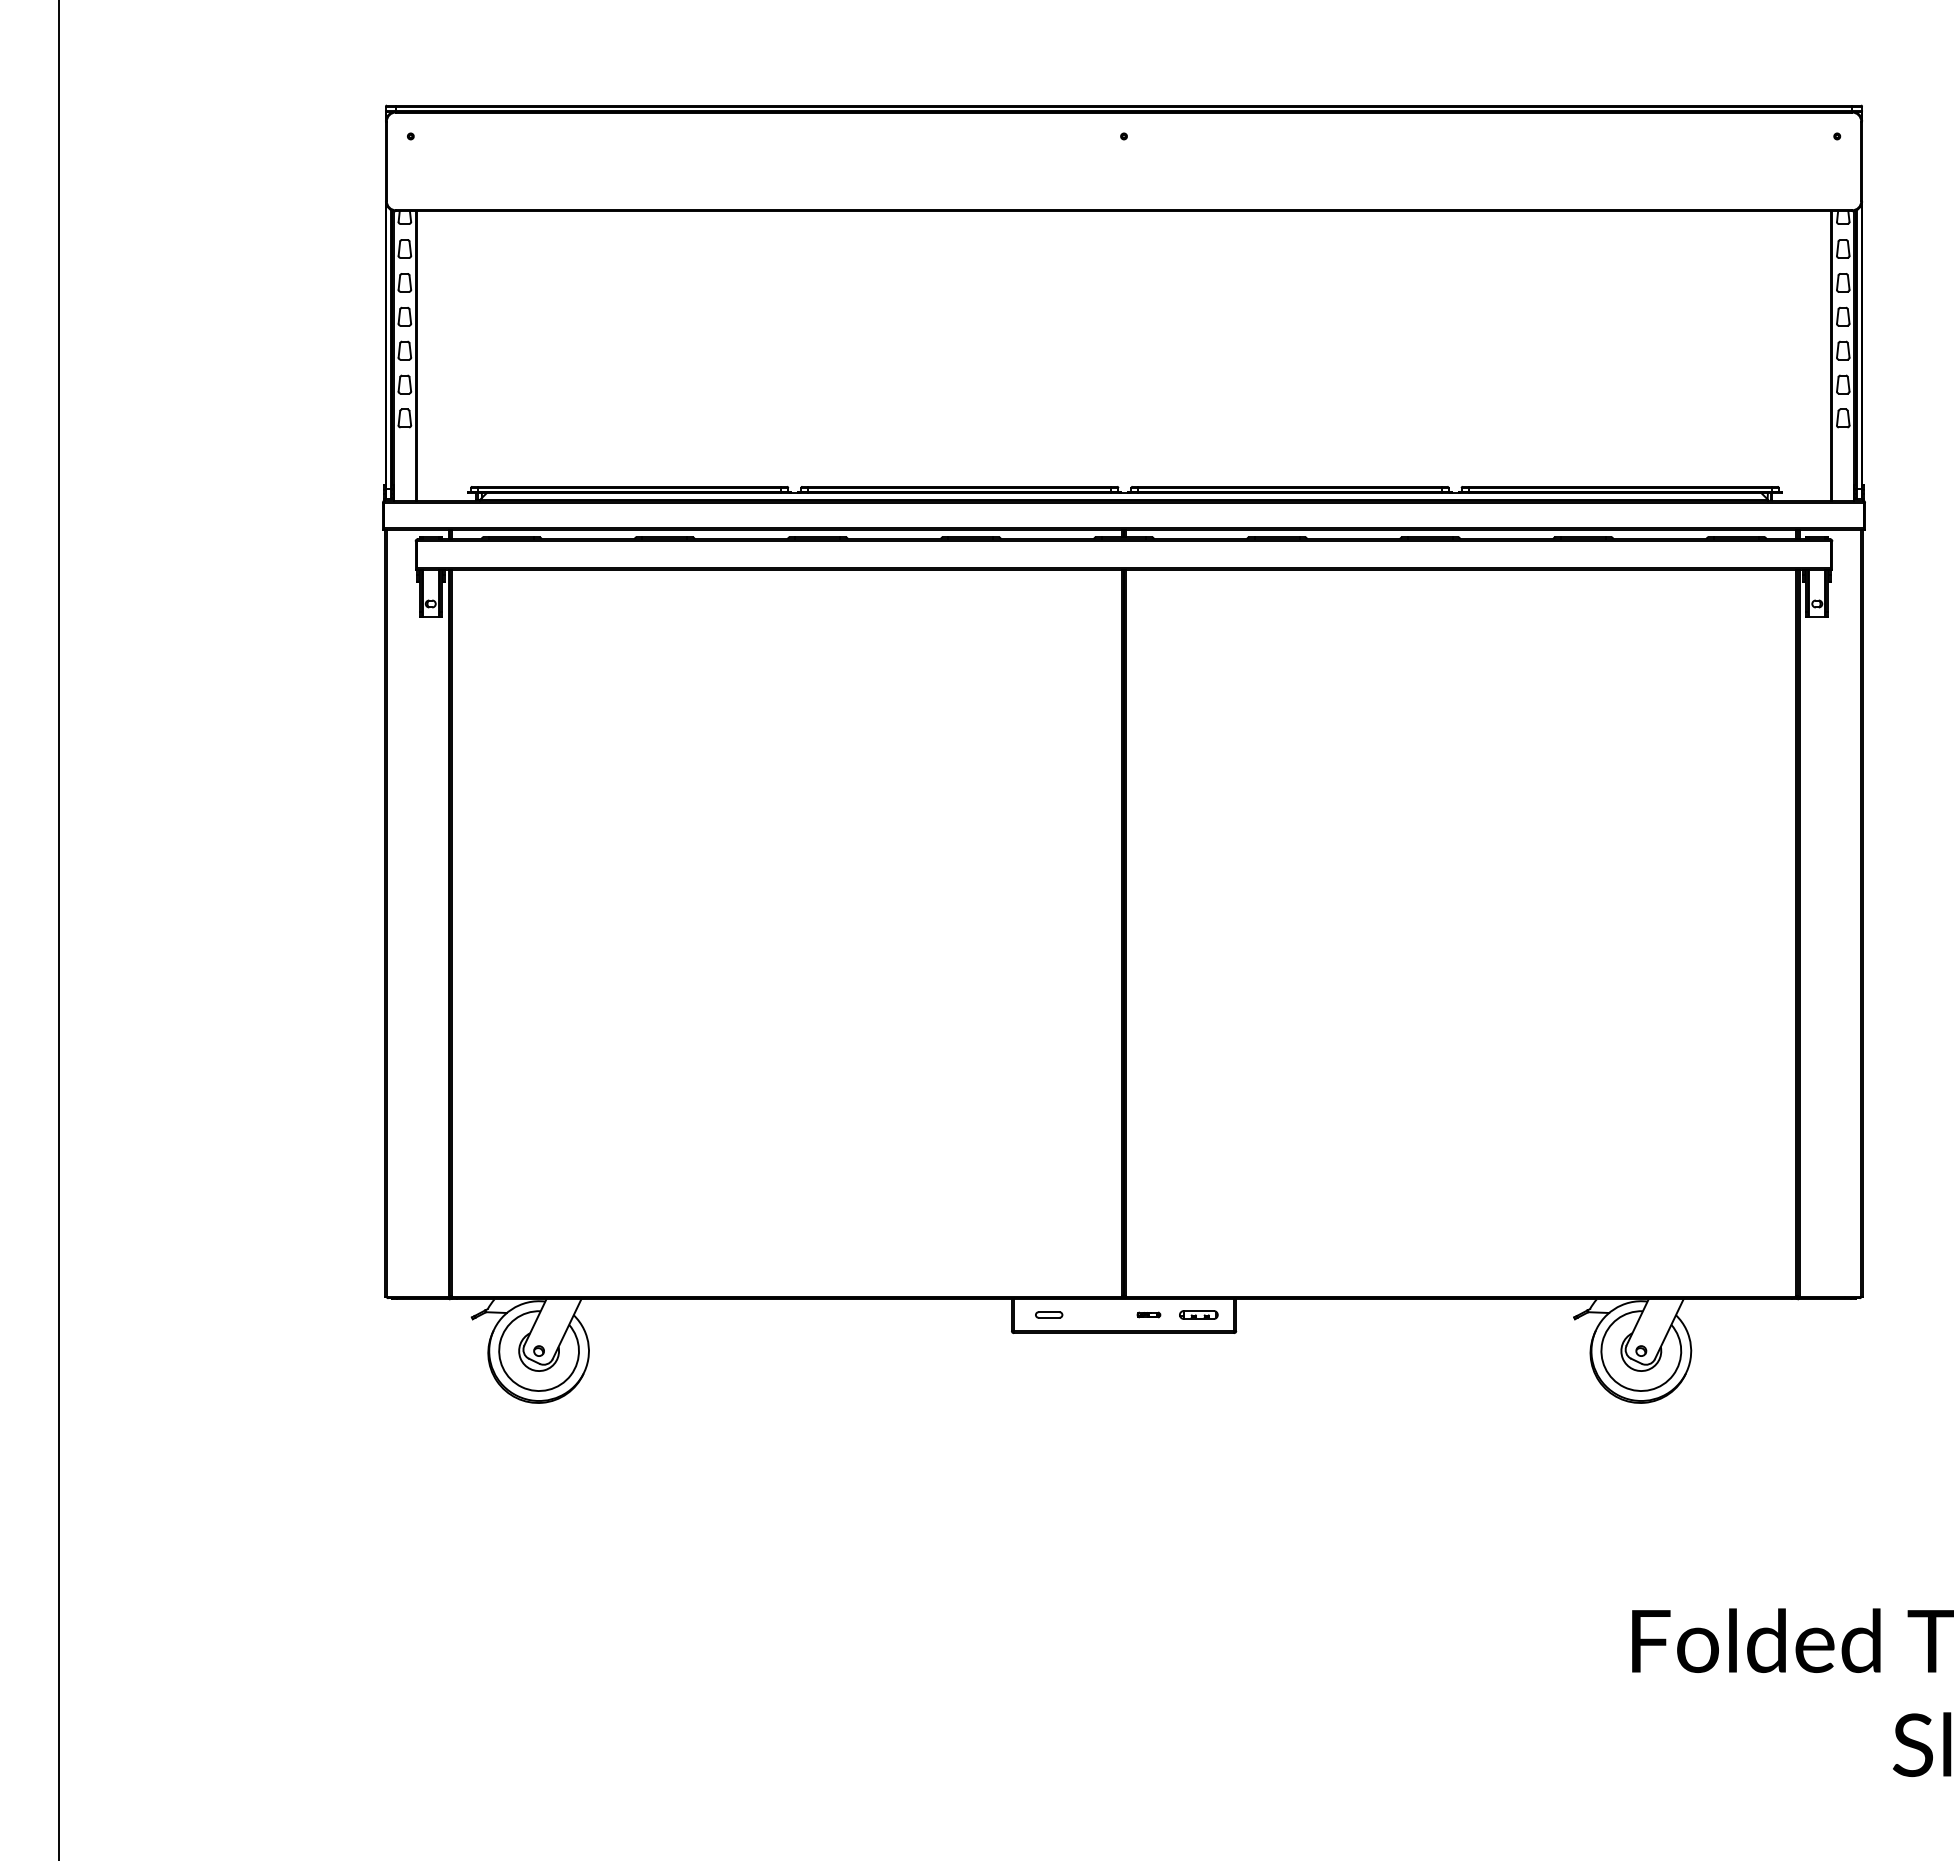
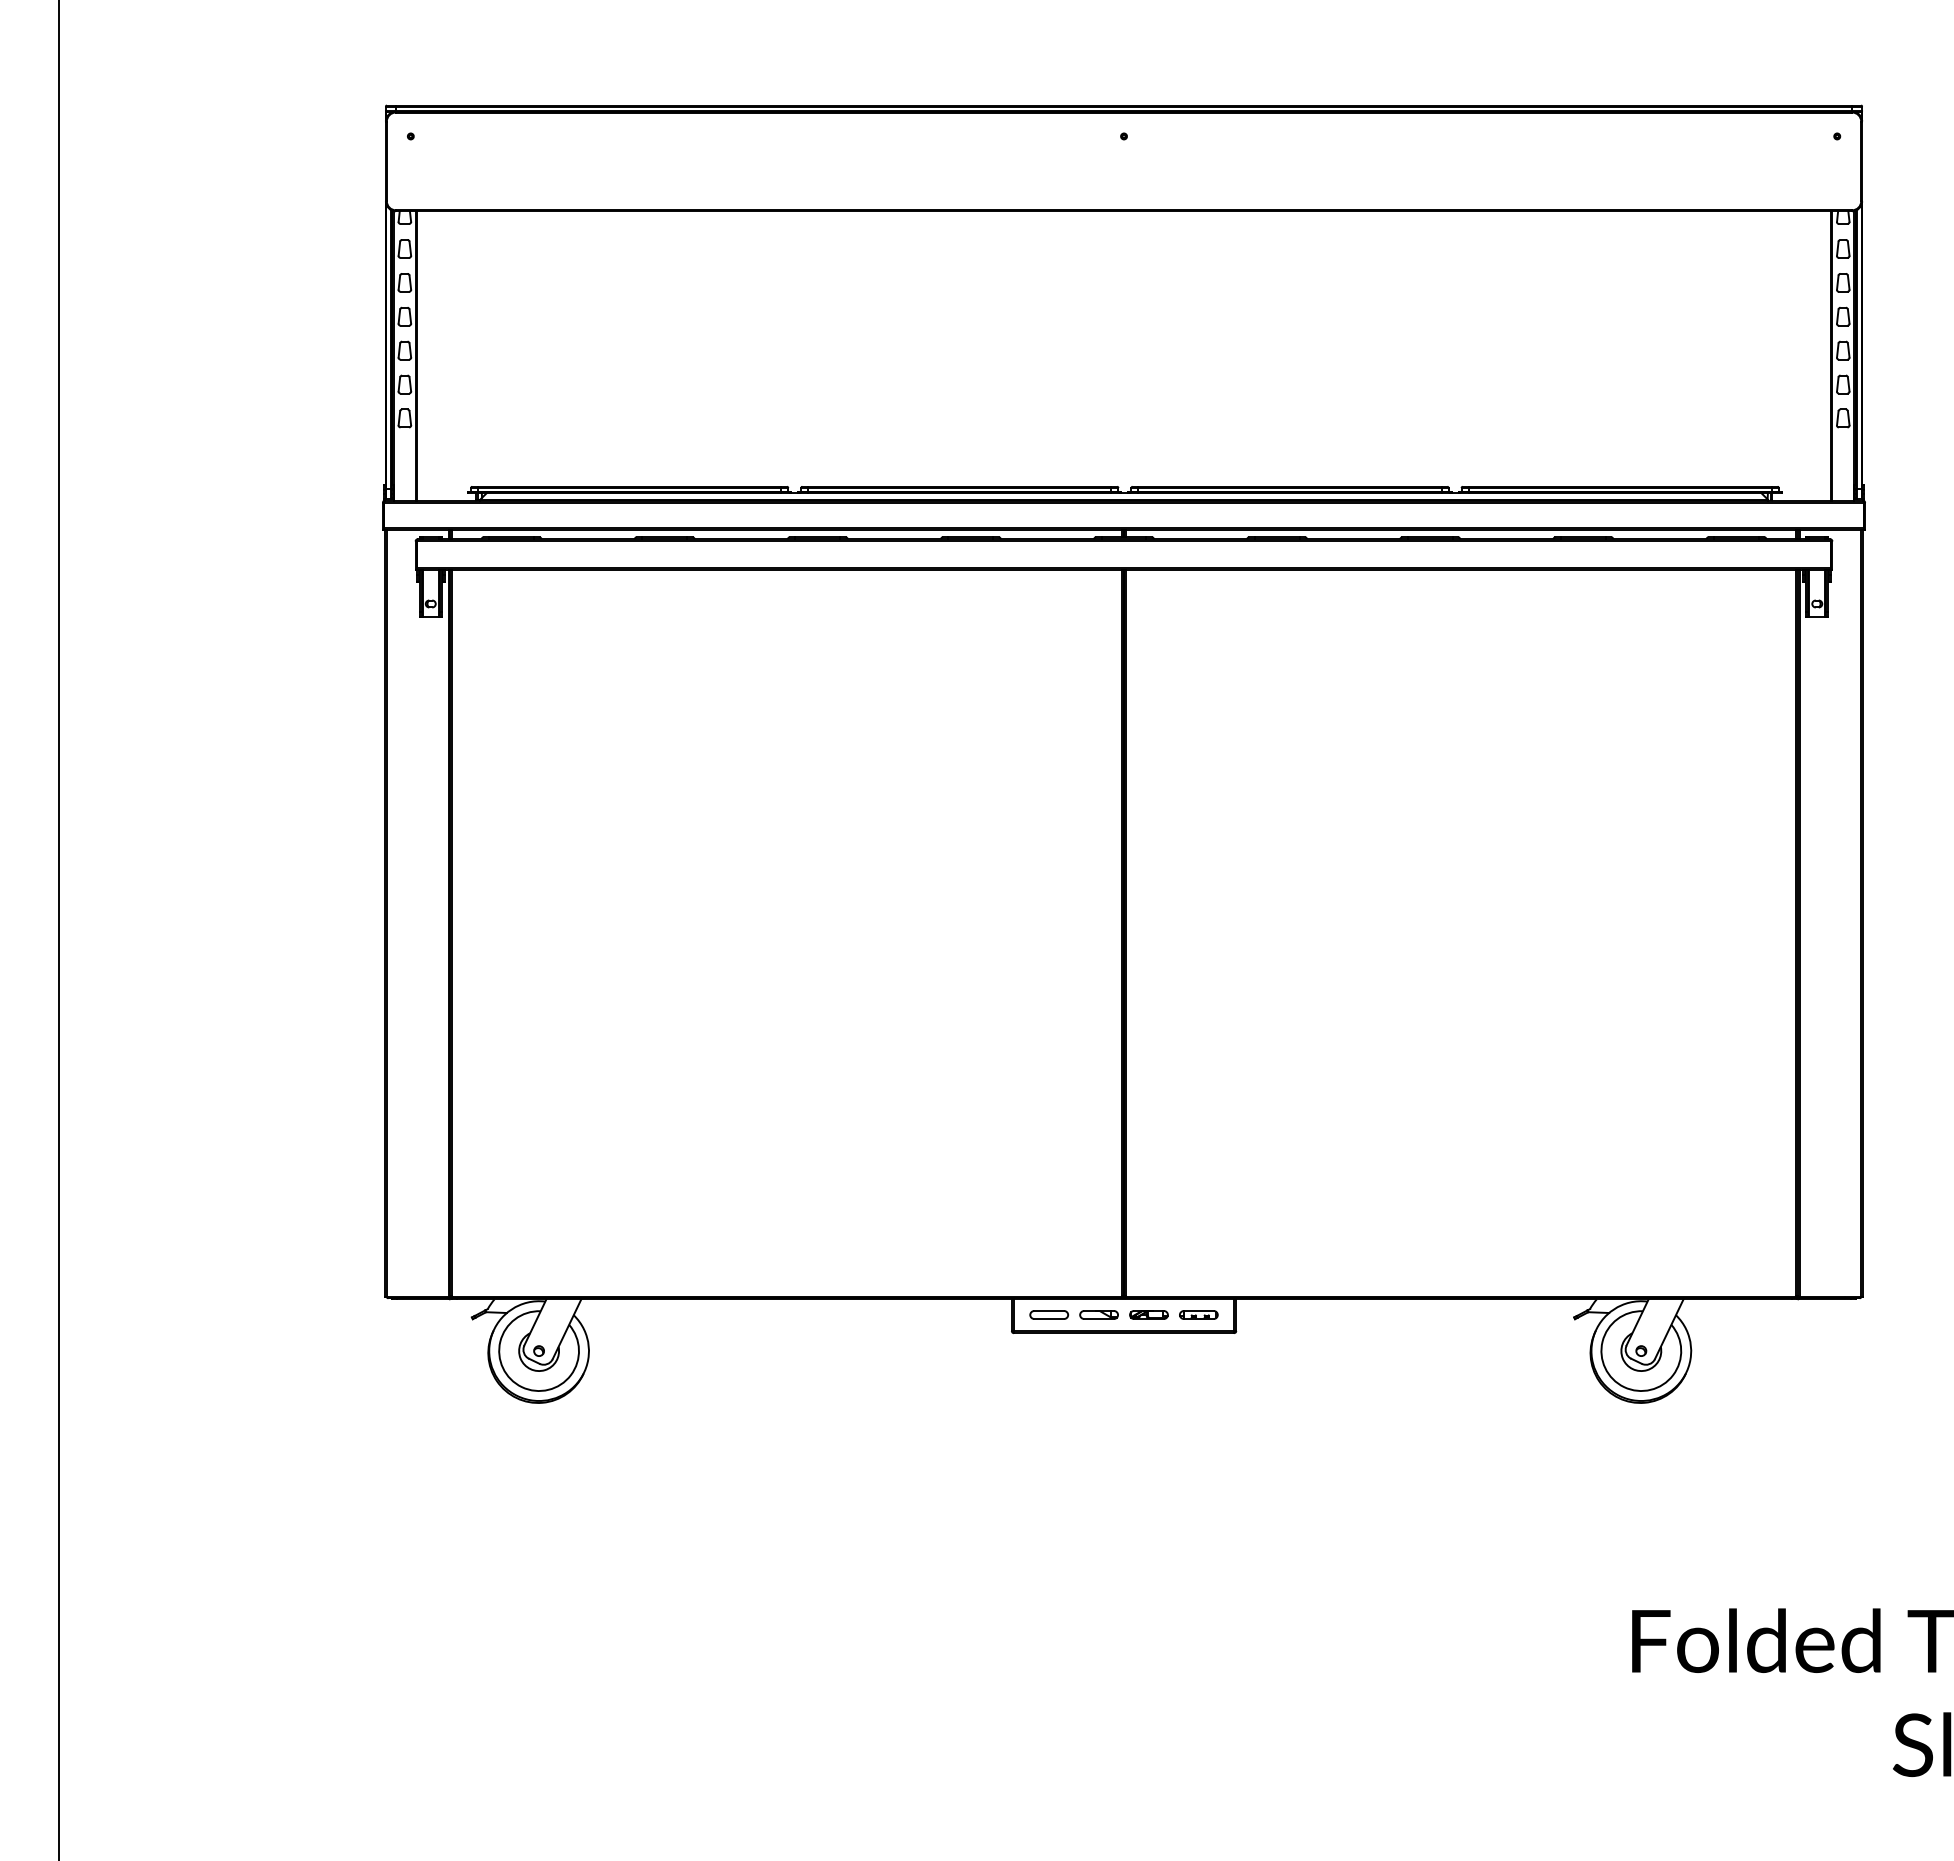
part size: 29x8 px -> 40x10 px (1048, 1314)
part: none -> present (1098, 1314)
part size: 26x8 px -> 40x10 px (1148, 1314)
